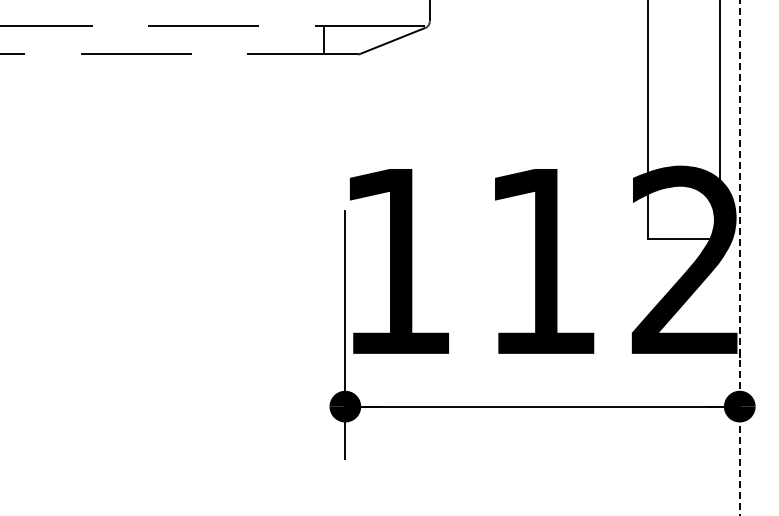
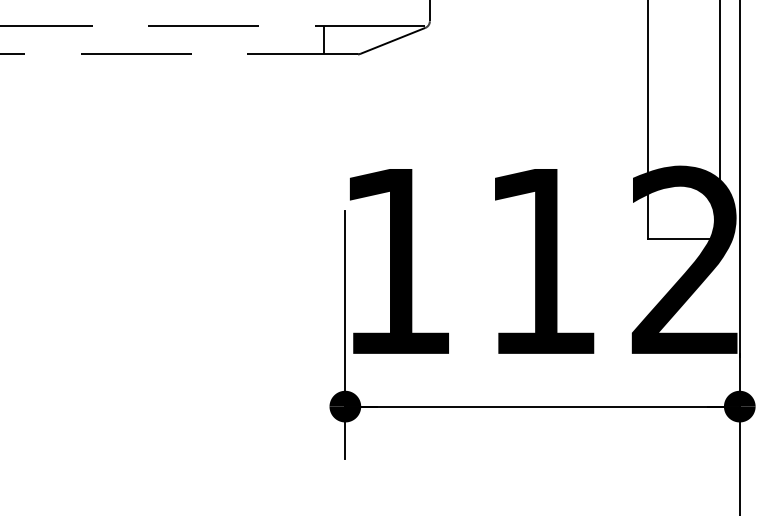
line: dashed -> solid (739, 258)
